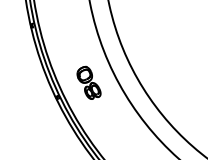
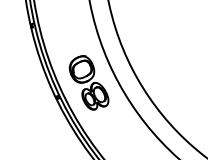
part size: 26x35 px -> 42x56 px (88, 82)
